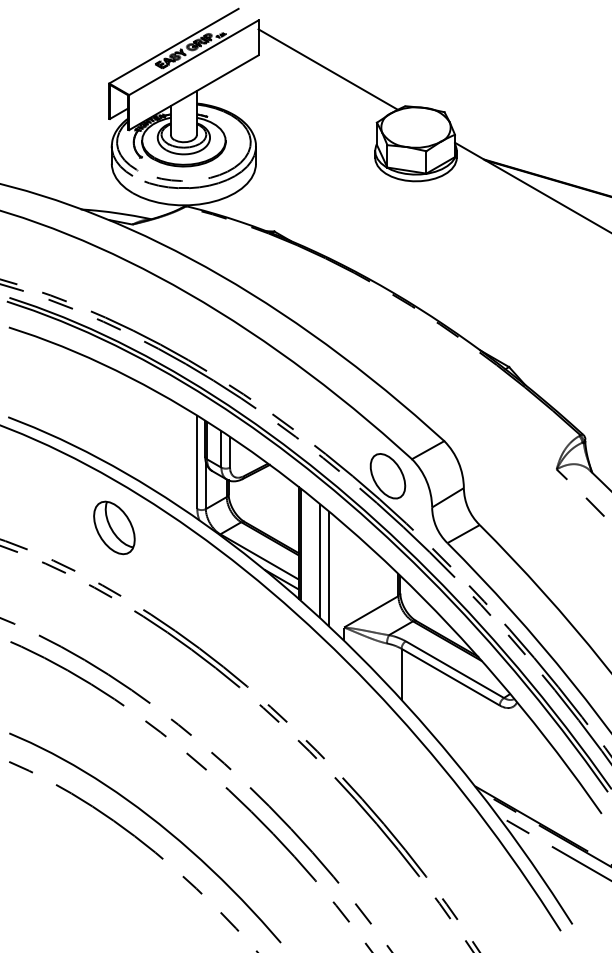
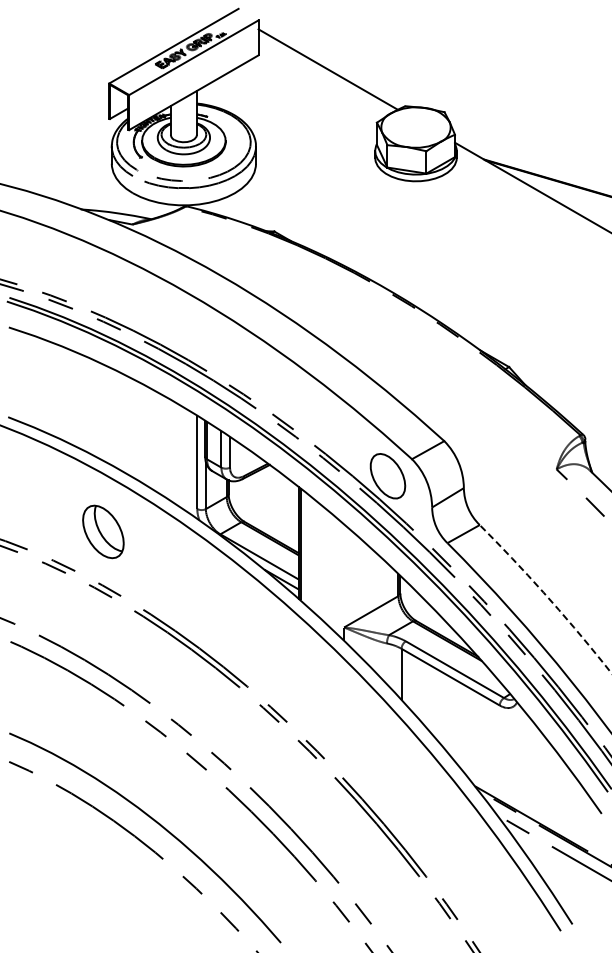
part position: (114, 527) -> (103, 531) (103, 531)
line: present -> none (319, 560)
line: present -> none (328, 568)
arc: solid -> dashed (548, 597)
